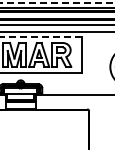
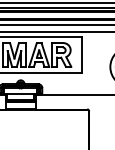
line: dashed -> solid (57, 3)
line: dashed -> solid (40, 36)
